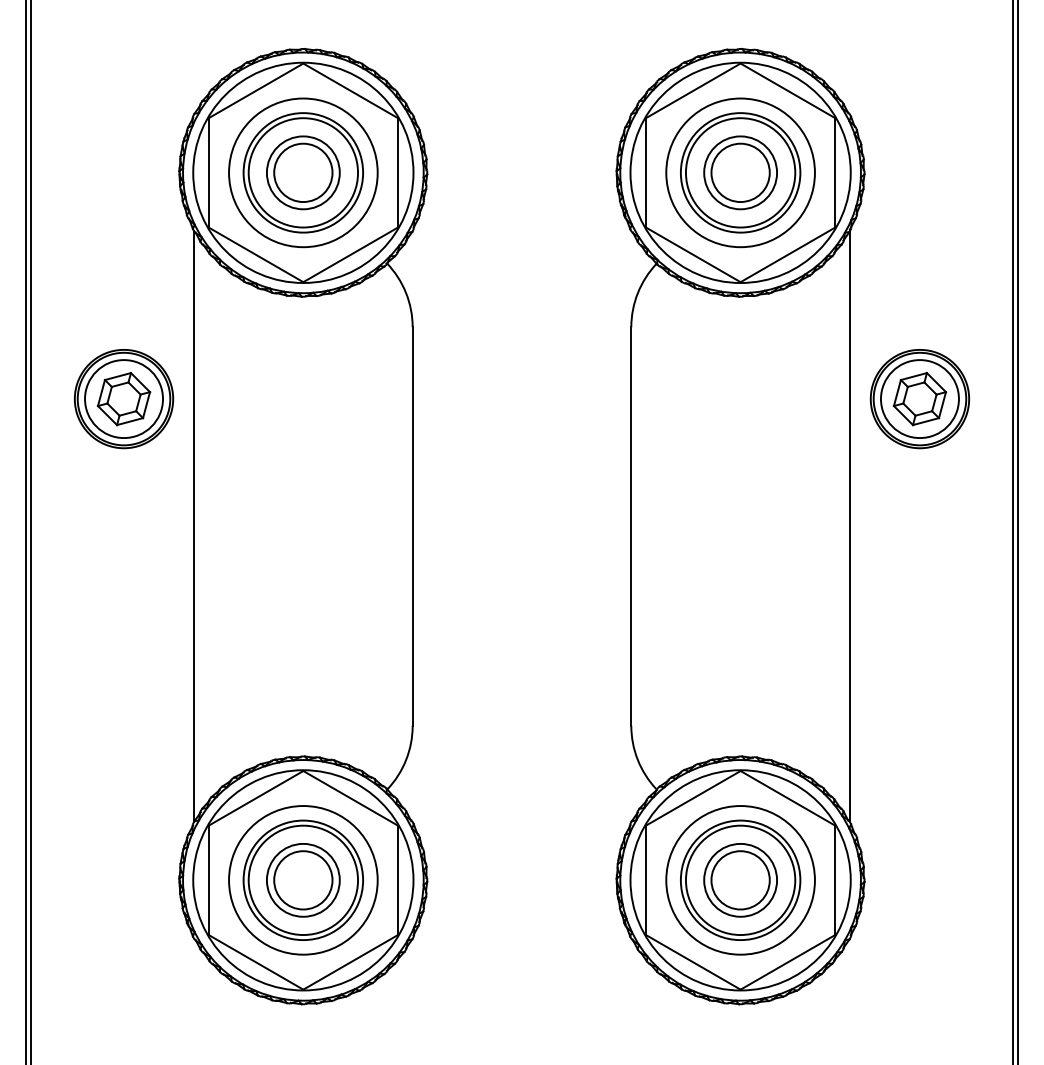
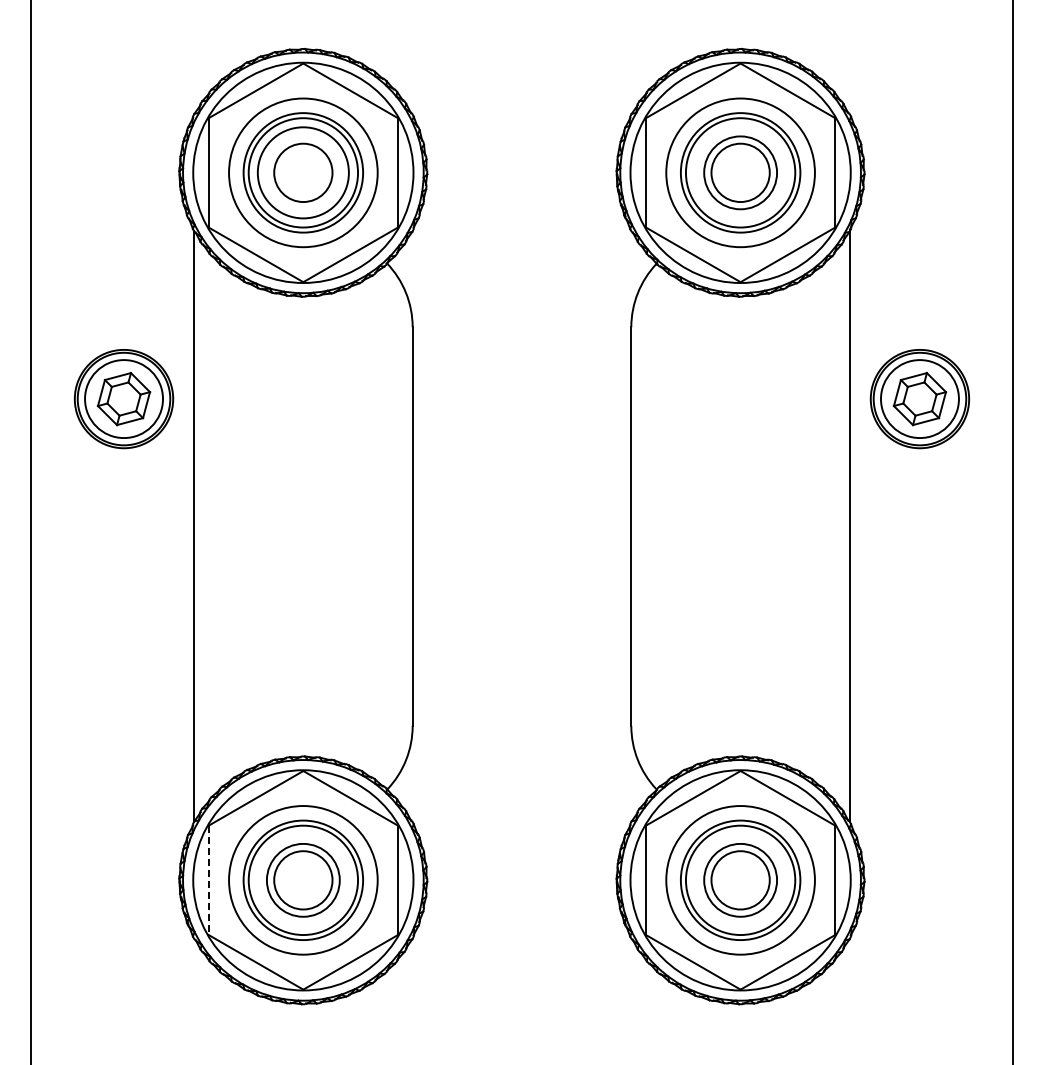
circle diameter: 73 px -> 91 px (302, 172)
line: present -> none (25, 531)
line: present -> none (1018, 531)
line: solid -> dashed (208, 880)
